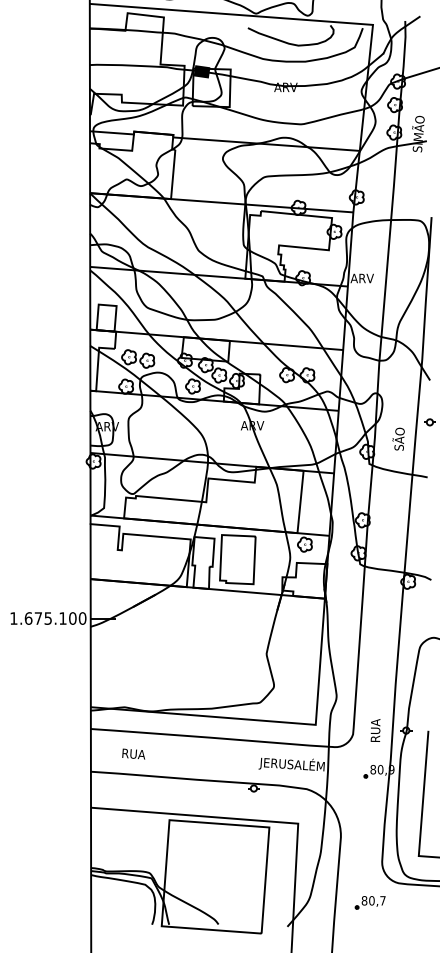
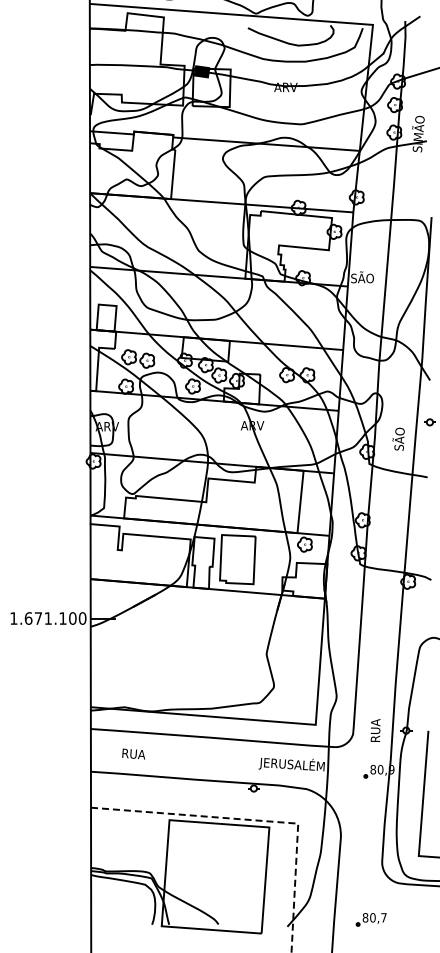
text: ARV -> SÃO (361, 277)
text: 1.675.100 -> 1.671.100 (47, 618)
line: solid -> dashed (259, 820)
part position: (369, 902) -> (370, 919) (370, 919)
